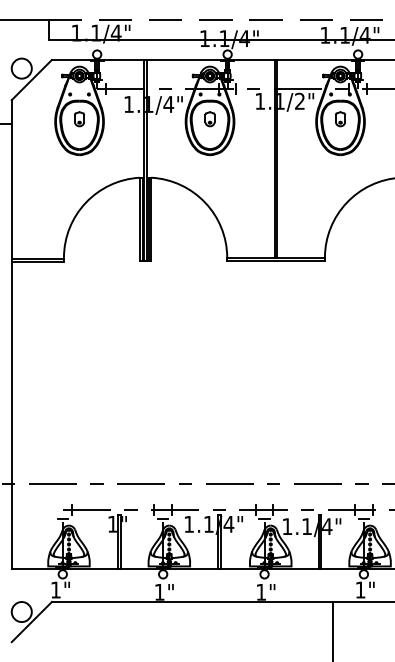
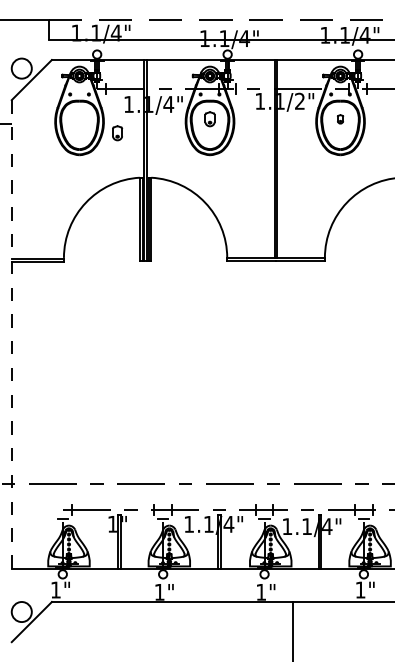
part position: (79, 119) -> (117, 133) (117, 133)
part size: 11x17 px -> 8x11 px (340, 119)
line: solid -> dashed (11, 334)
line position: (332, 629) -> (292, 629) (292, 629)
